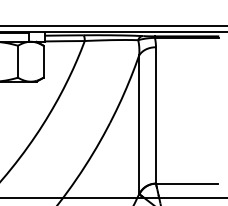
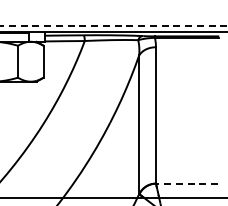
line: solid -> dashed (114, 26)
line: solid -> dashed (186, 183)
